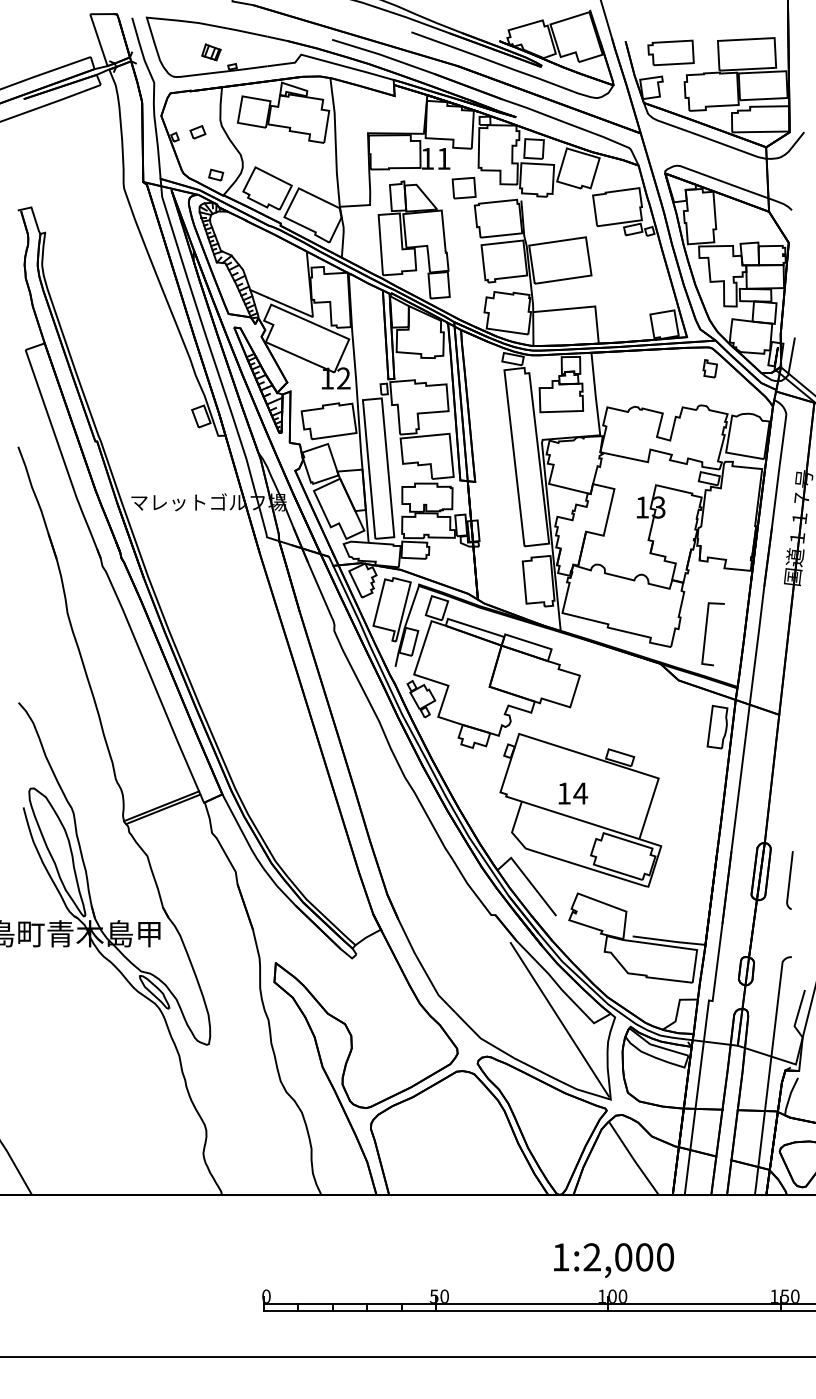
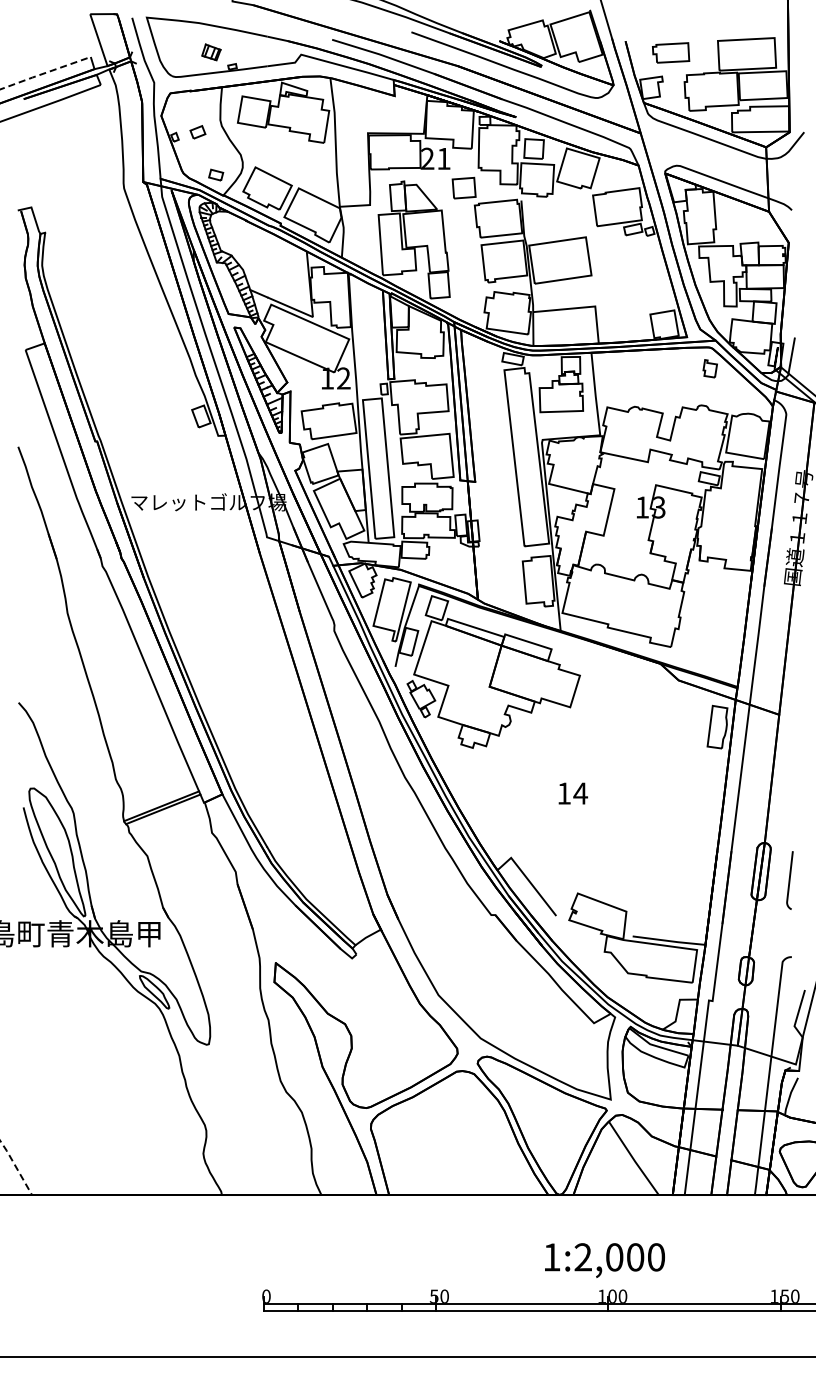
part size: 48x28 px -> 39x22 px (671, 52)
line: solid -> dashed (45, 72)
text: 11 -> 21 (427, 158)
line: present -> none (706, 634)
part: present -> none (580, 810)
line: present -> none (559, 1019)
line: solid -> dashed (16, 1167)
text position: (613, 1260) -> (604, 1260) (604, 1260)
